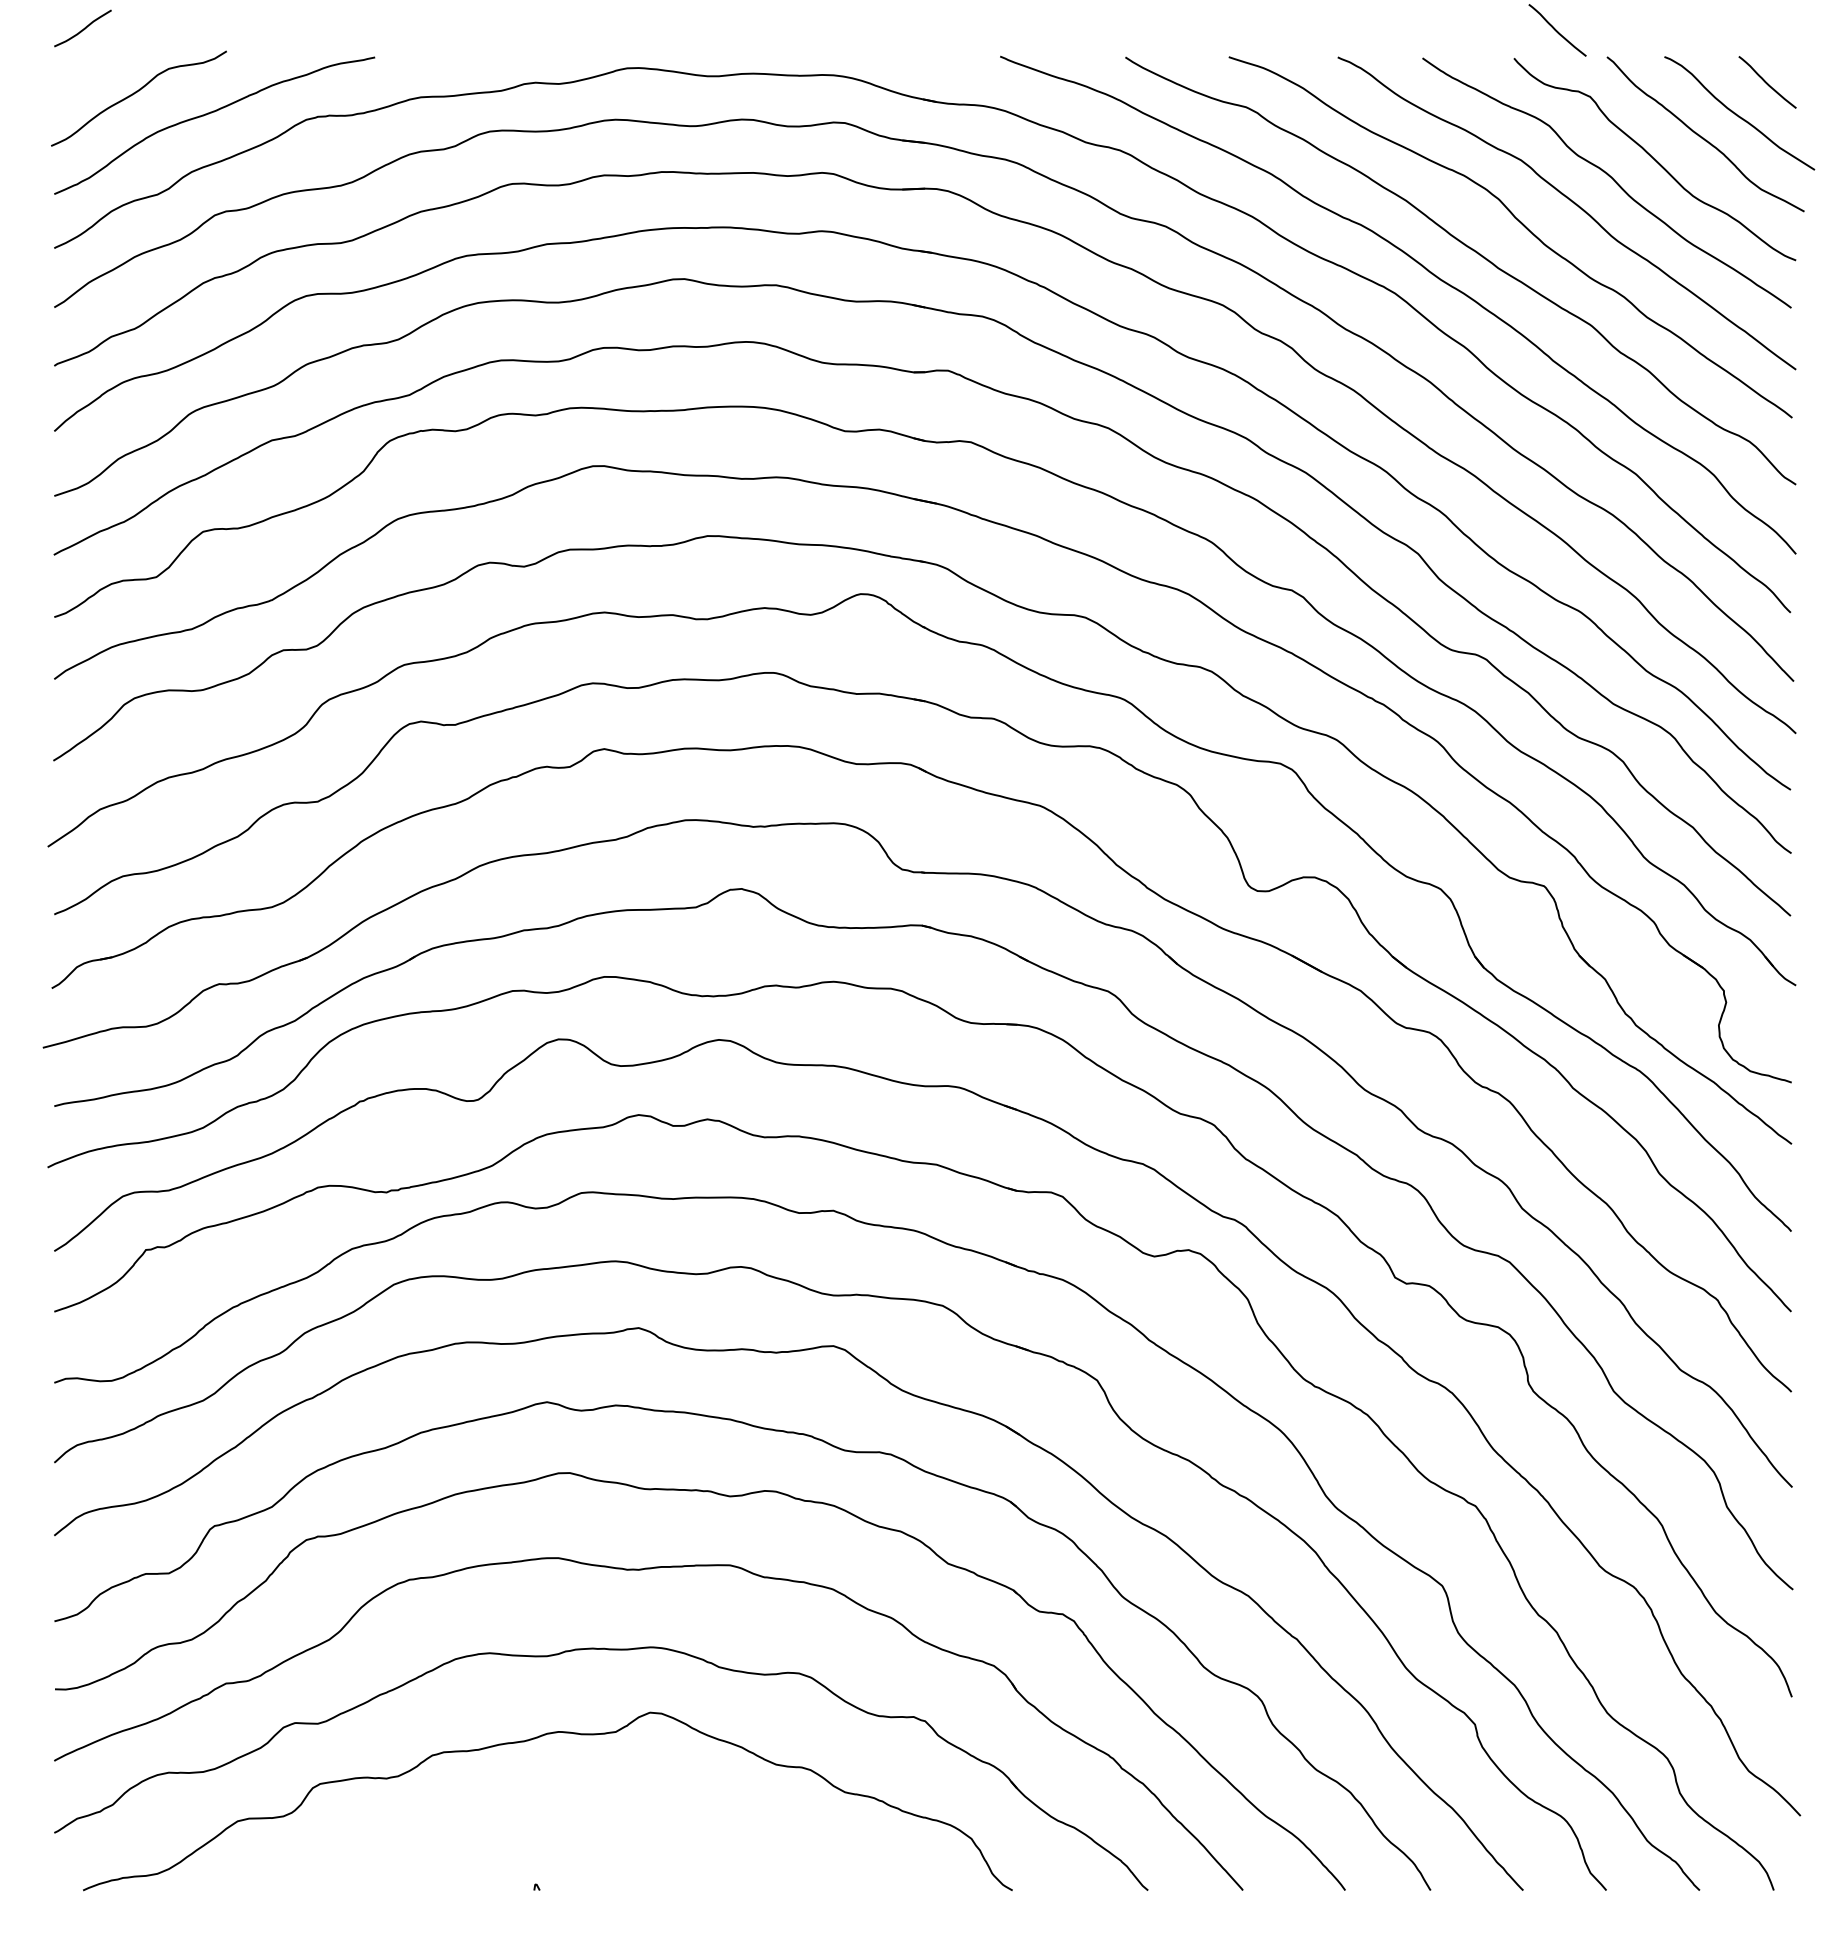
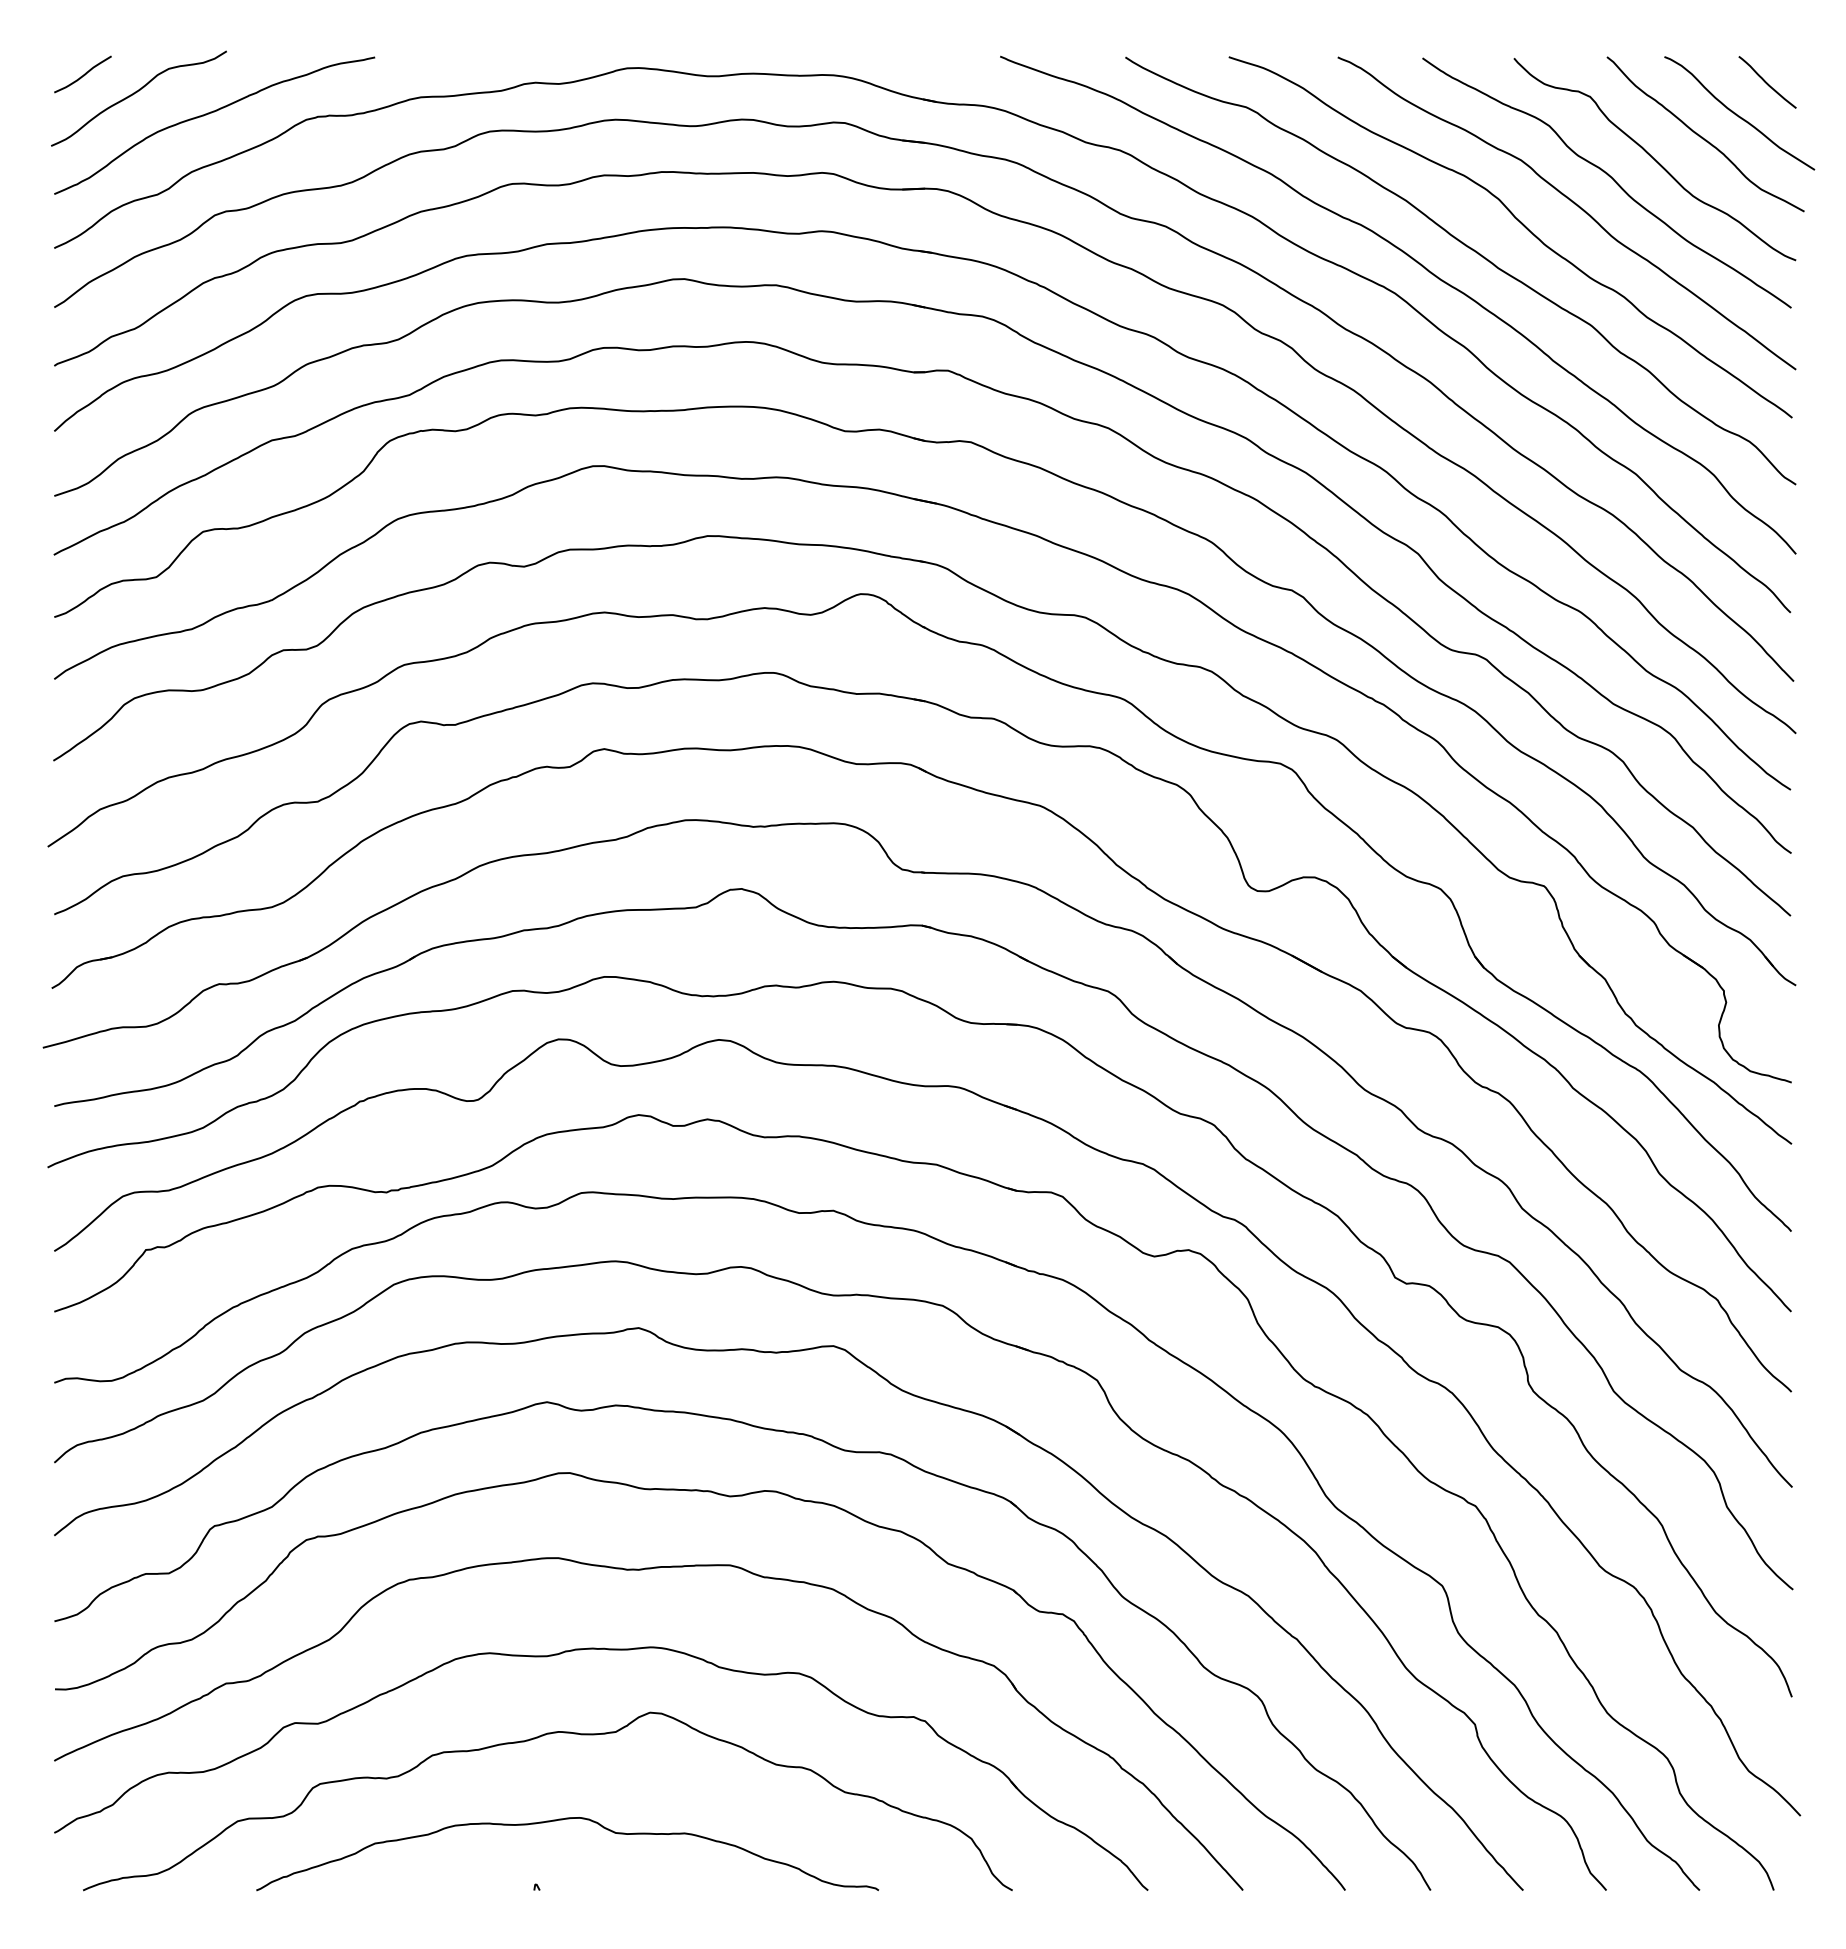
curve position: (83, 28) -> (83, 74) (83, 74)
curve: present -> none (1557, 30)
curve: none -> present (562, 1820)
